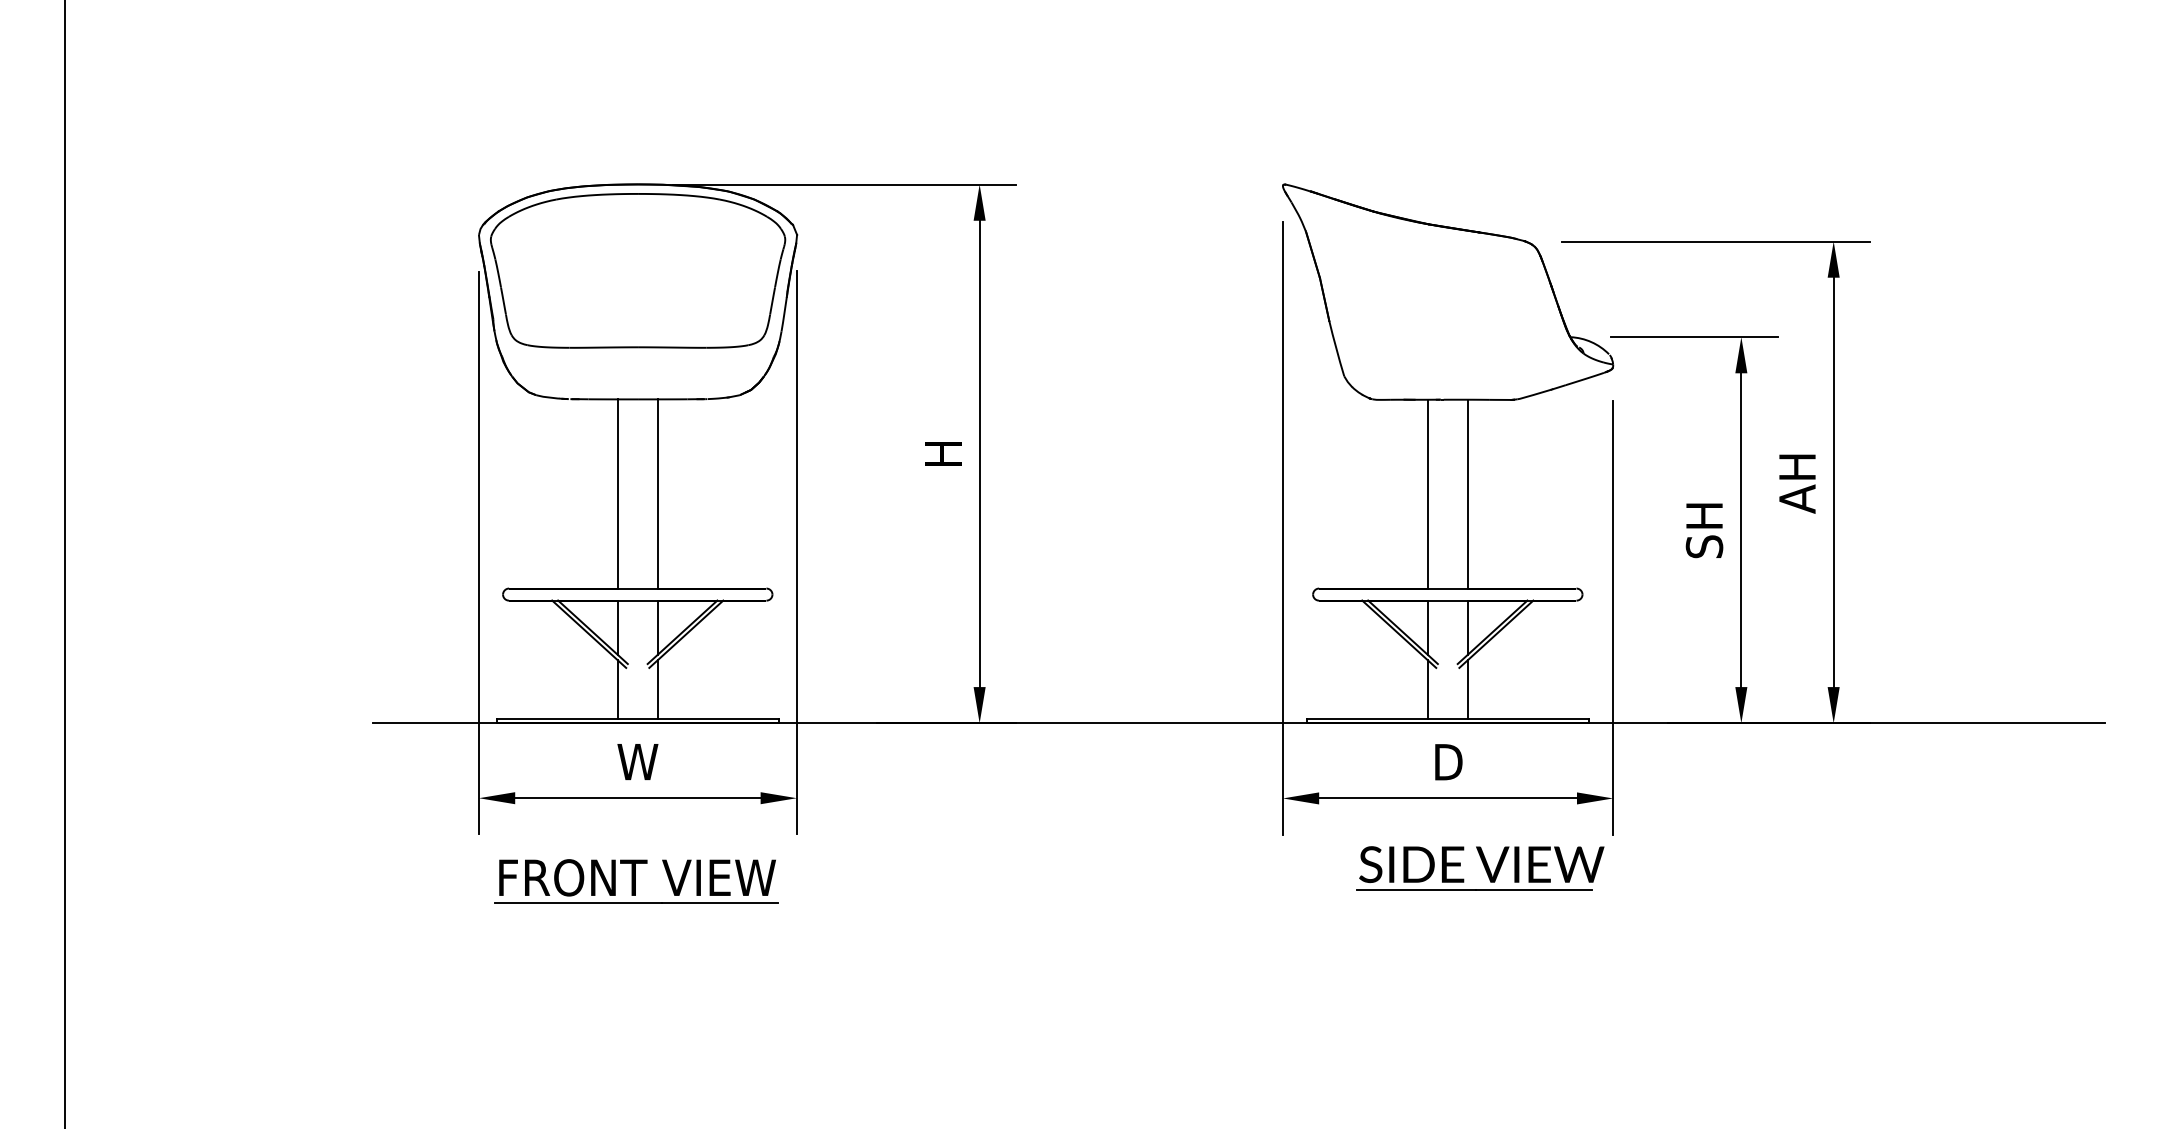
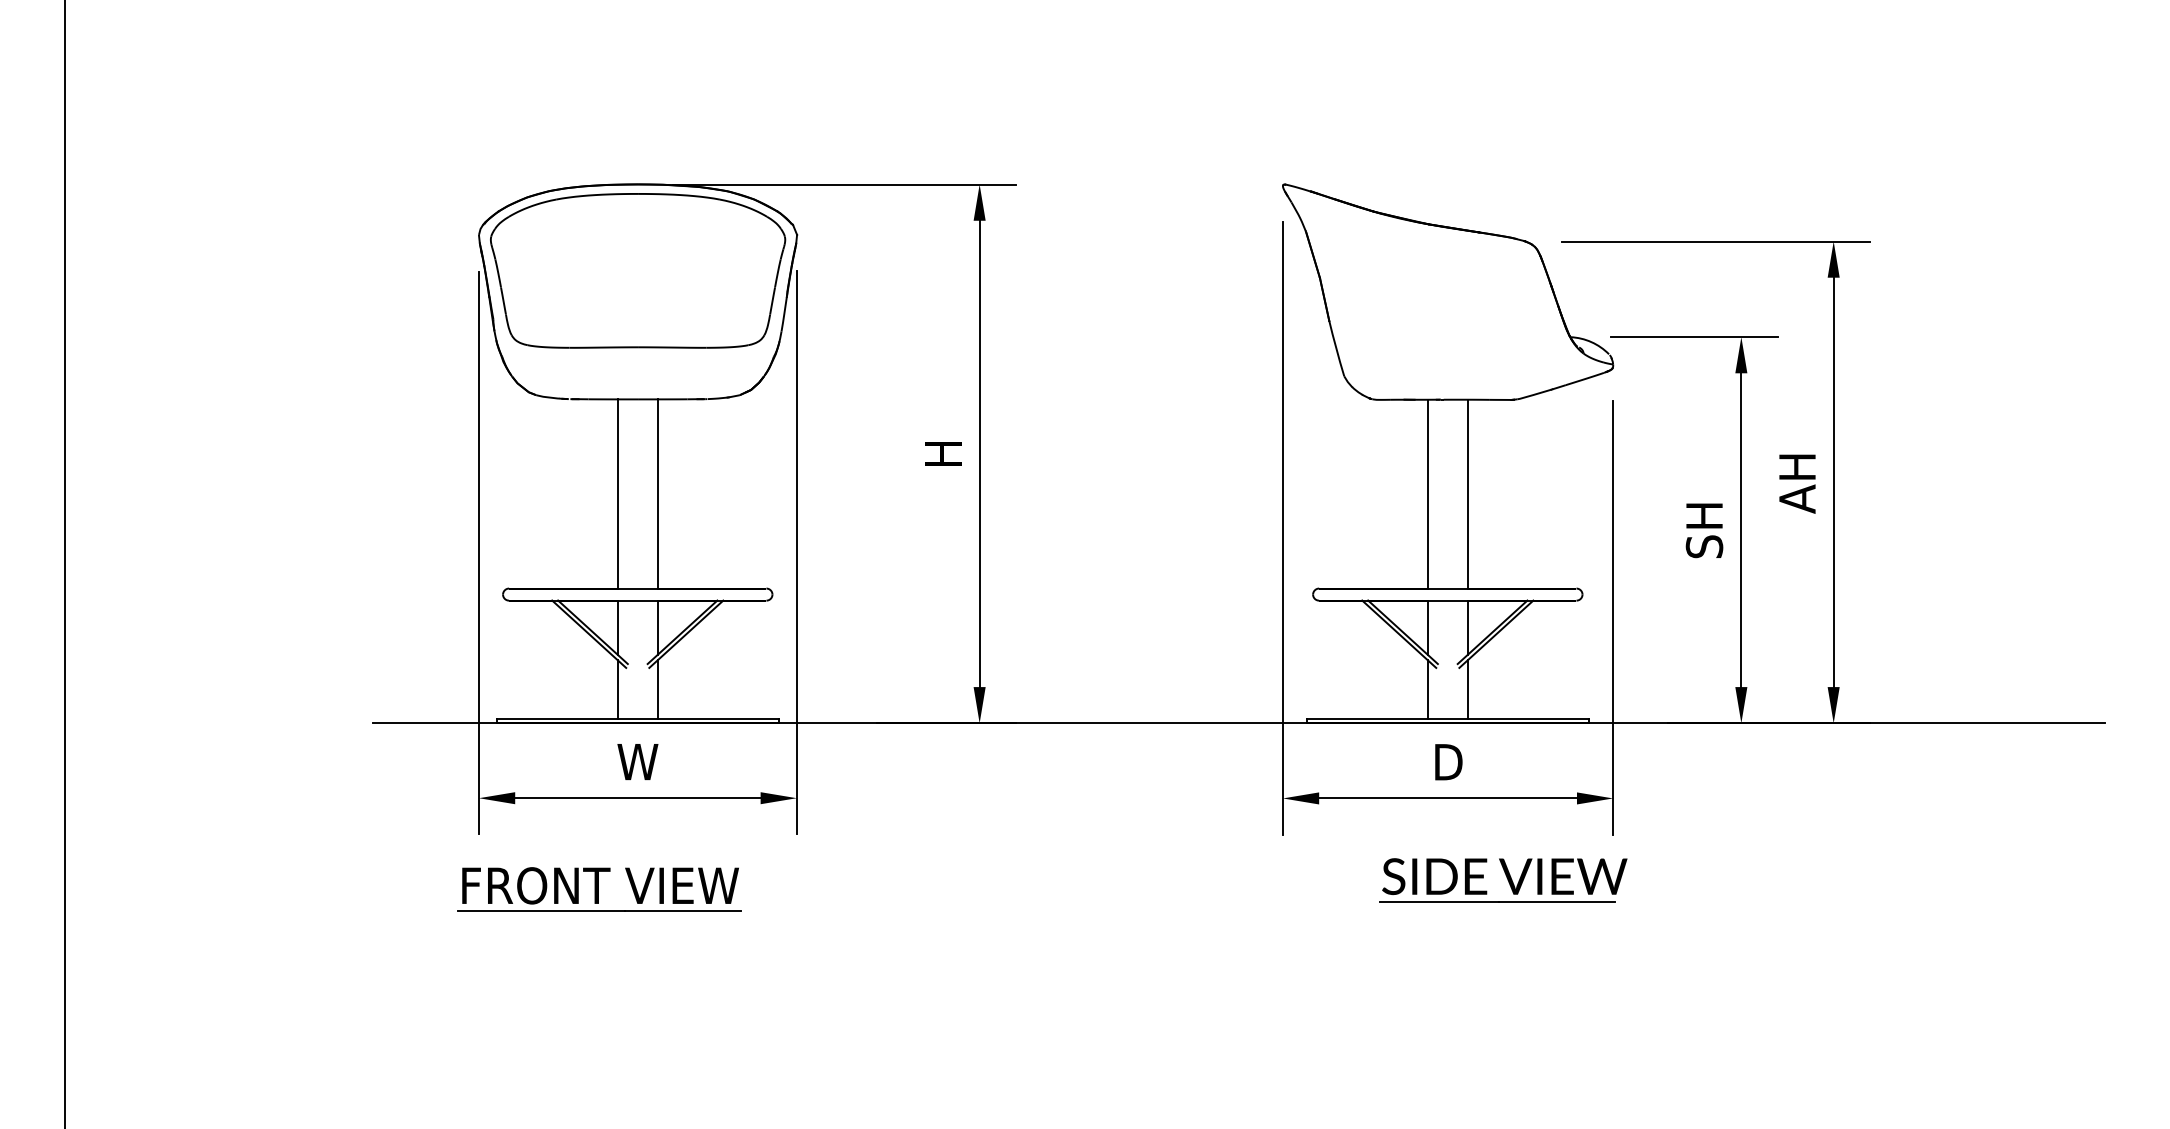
part position: (1480, 868) -> (1503, 880) (1503, 880)
part position: (636, 881) -> (599, 889) (599, 889)
